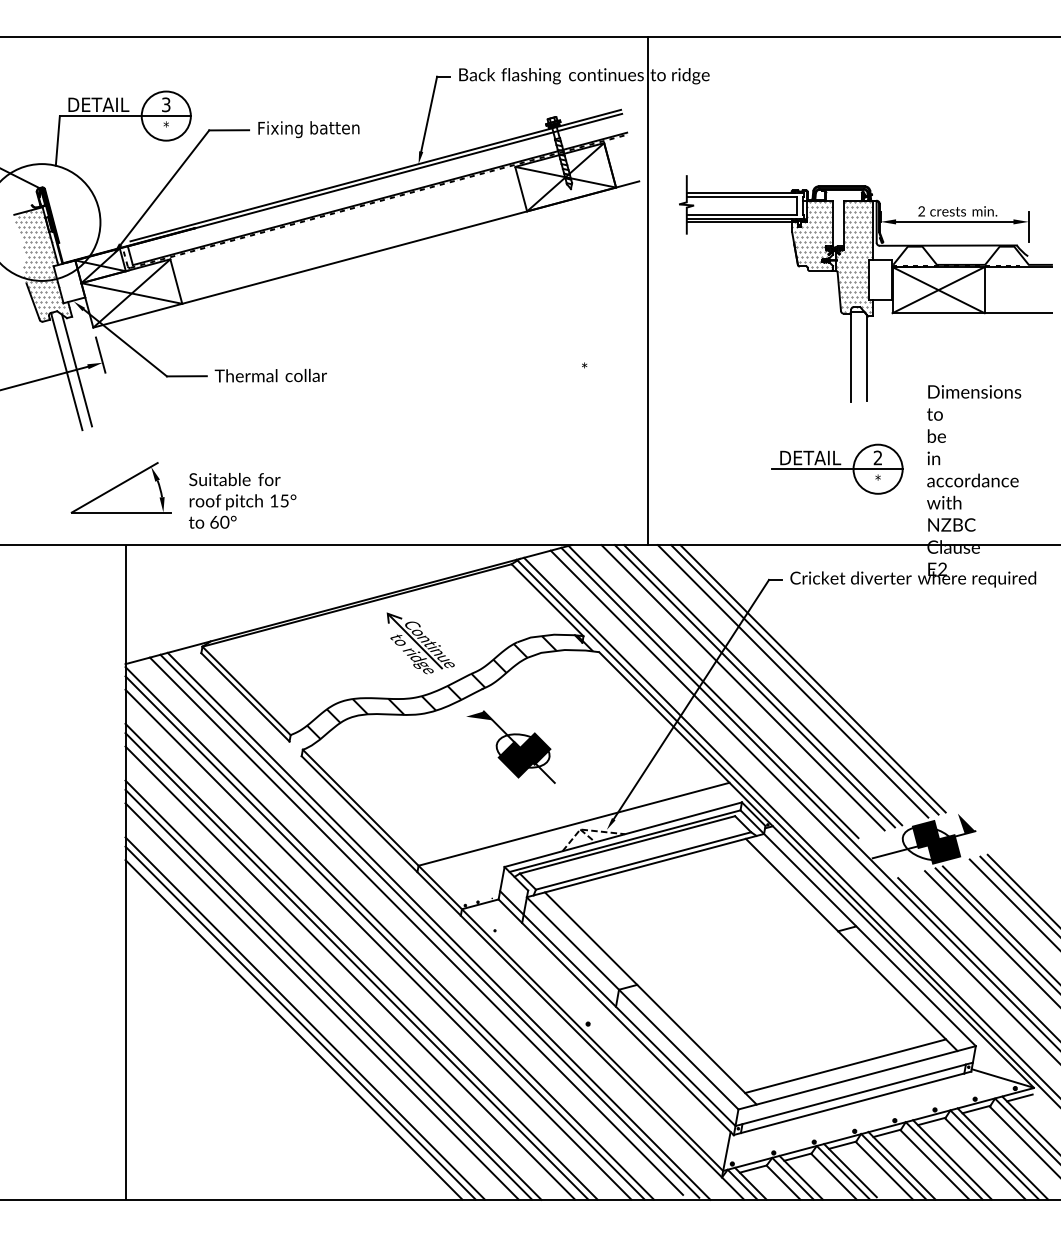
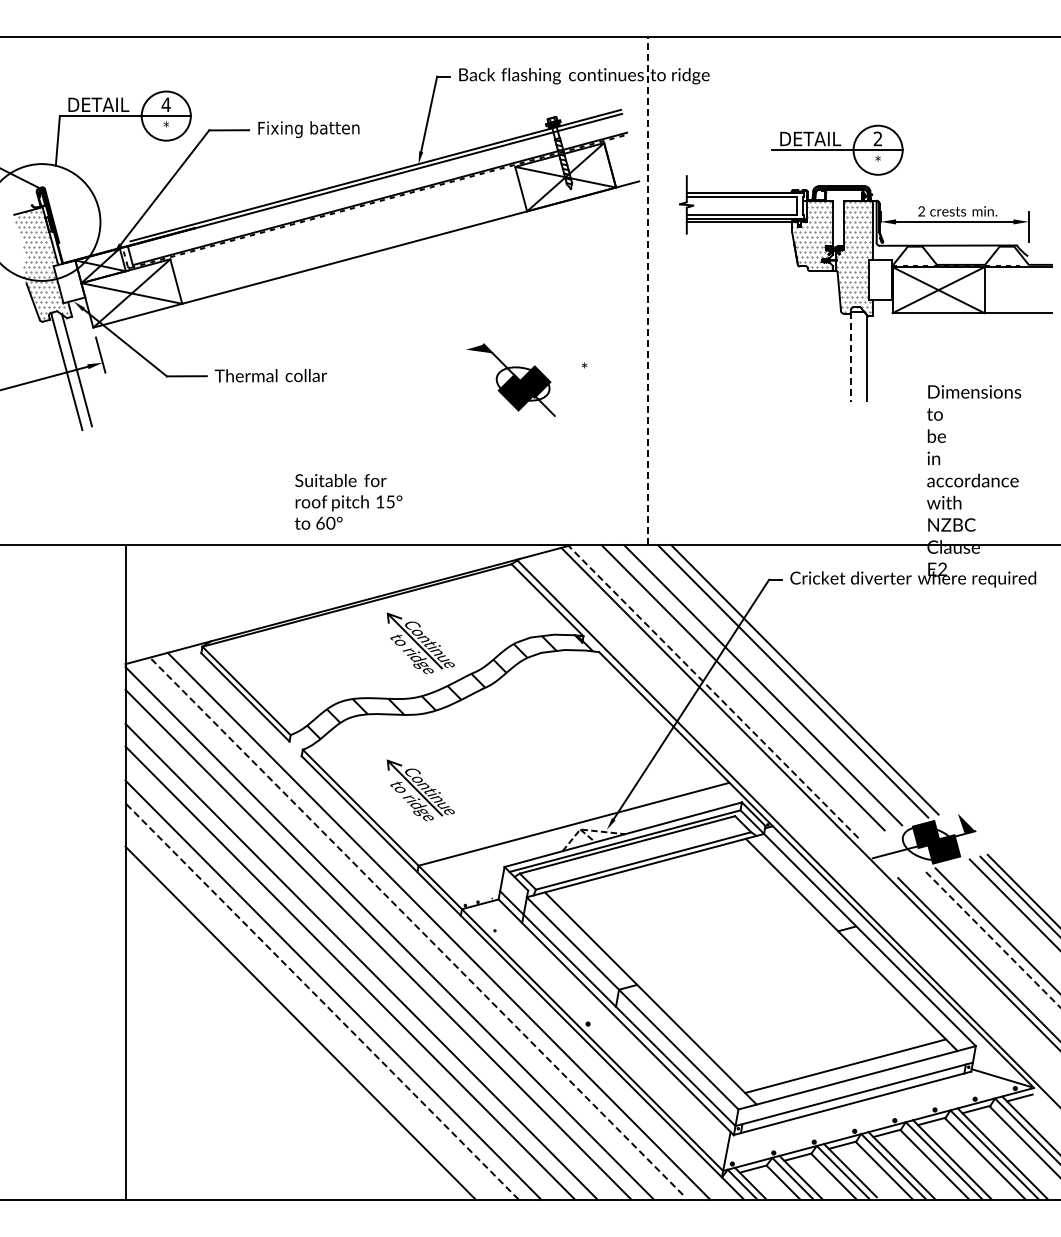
text: 3 -> 4 (165, 104)
line: solid -> dashed (647, 290)
line: solid -> dashed (851, 356)
part position: (837, 468) -> (837, 149) (837, 149)
part: present -> none (120, 487)
text position: (242, 500) -> (348, 501) (348, 501)
line: present -> none (812, 678)
line: present -> none (754, 686)
line: solid -> dashed (713, 692)
part position: (510, 746) -> (510, 379) (510, 379)
part: none -> present (420, 790)
line: present -> none (803, 805)
line: present -> none (790, 826)
line: present -> none (999, 924)
line: solid -> dashed (416, 925)
line: present -> none (429, 925)
line: present -> none (384, 937)
line: solid -> dashed (992, 939)
line: present -> none (356, 966)
line: present -> none (328, 994)
line: solid -> dashed (321, 1001)
line: present -> none (304, 1018)
line: present -> none (293, 1029)
